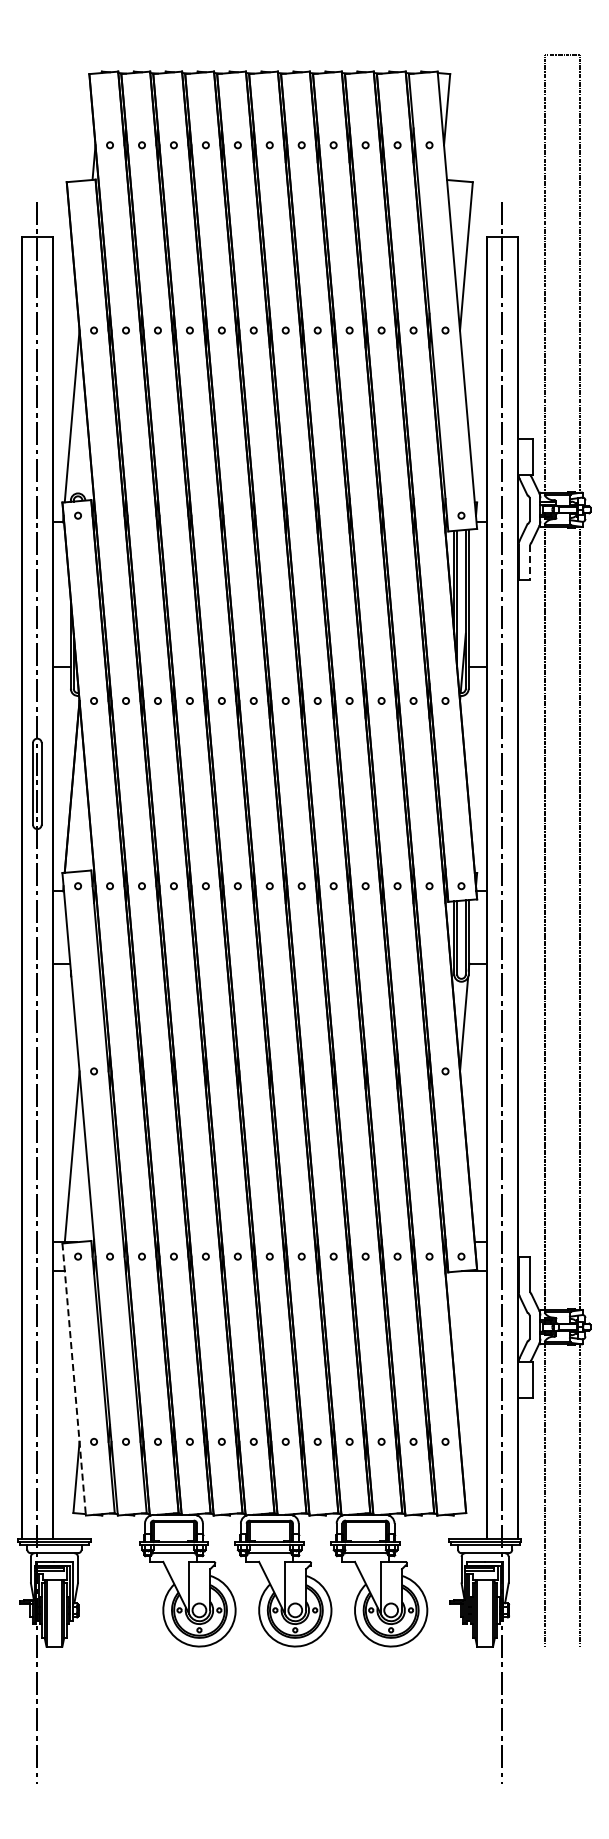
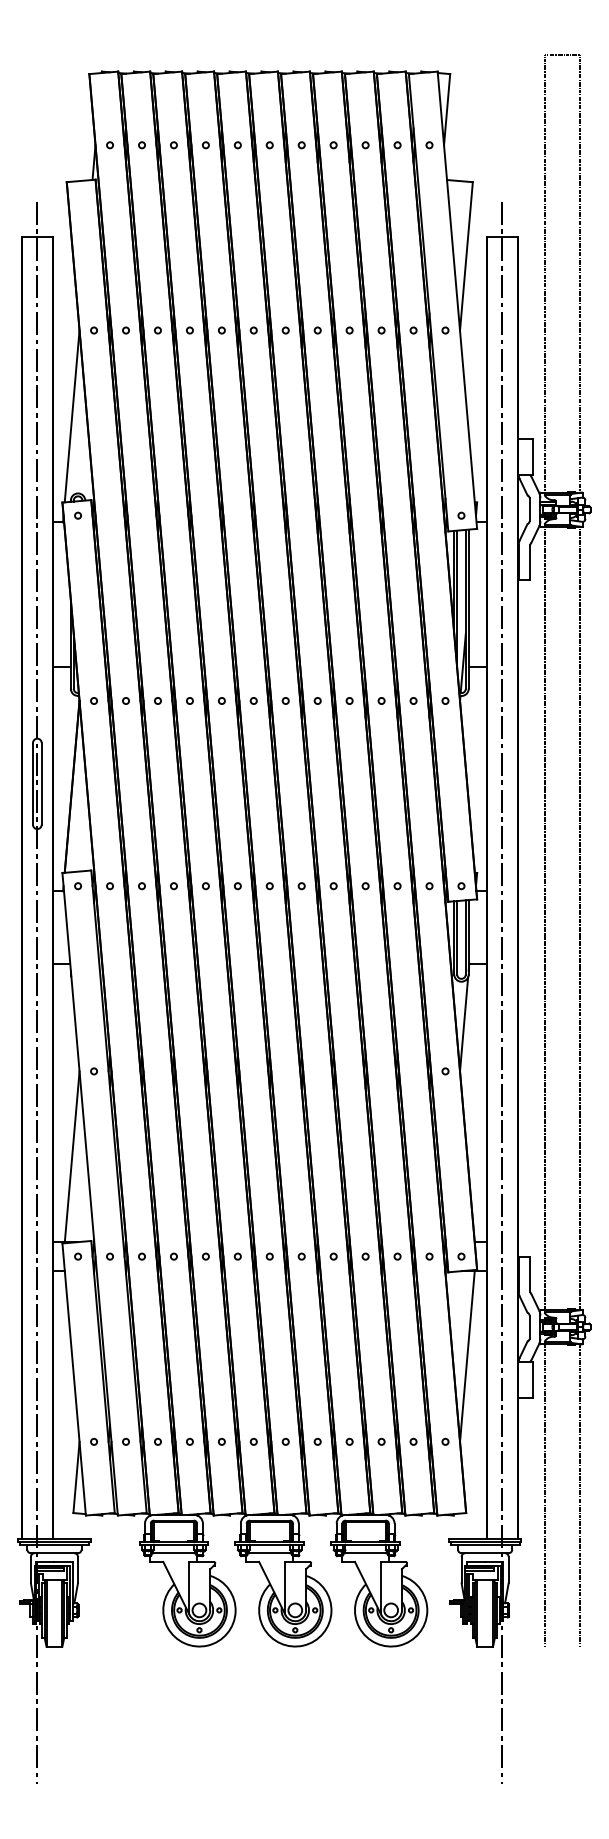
line: dashed -> solid (530, 562)
line: none -> present (467, 1356)
line: dashed -> solid (74, 1379)
